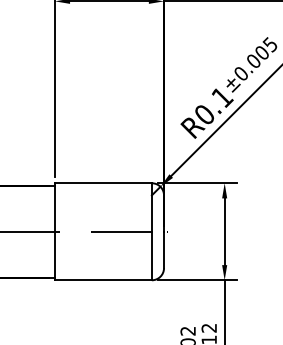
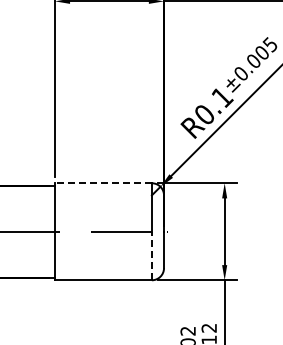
line: solid -> dashed (103, 183)
line: solid -> dashed (151, 255)
